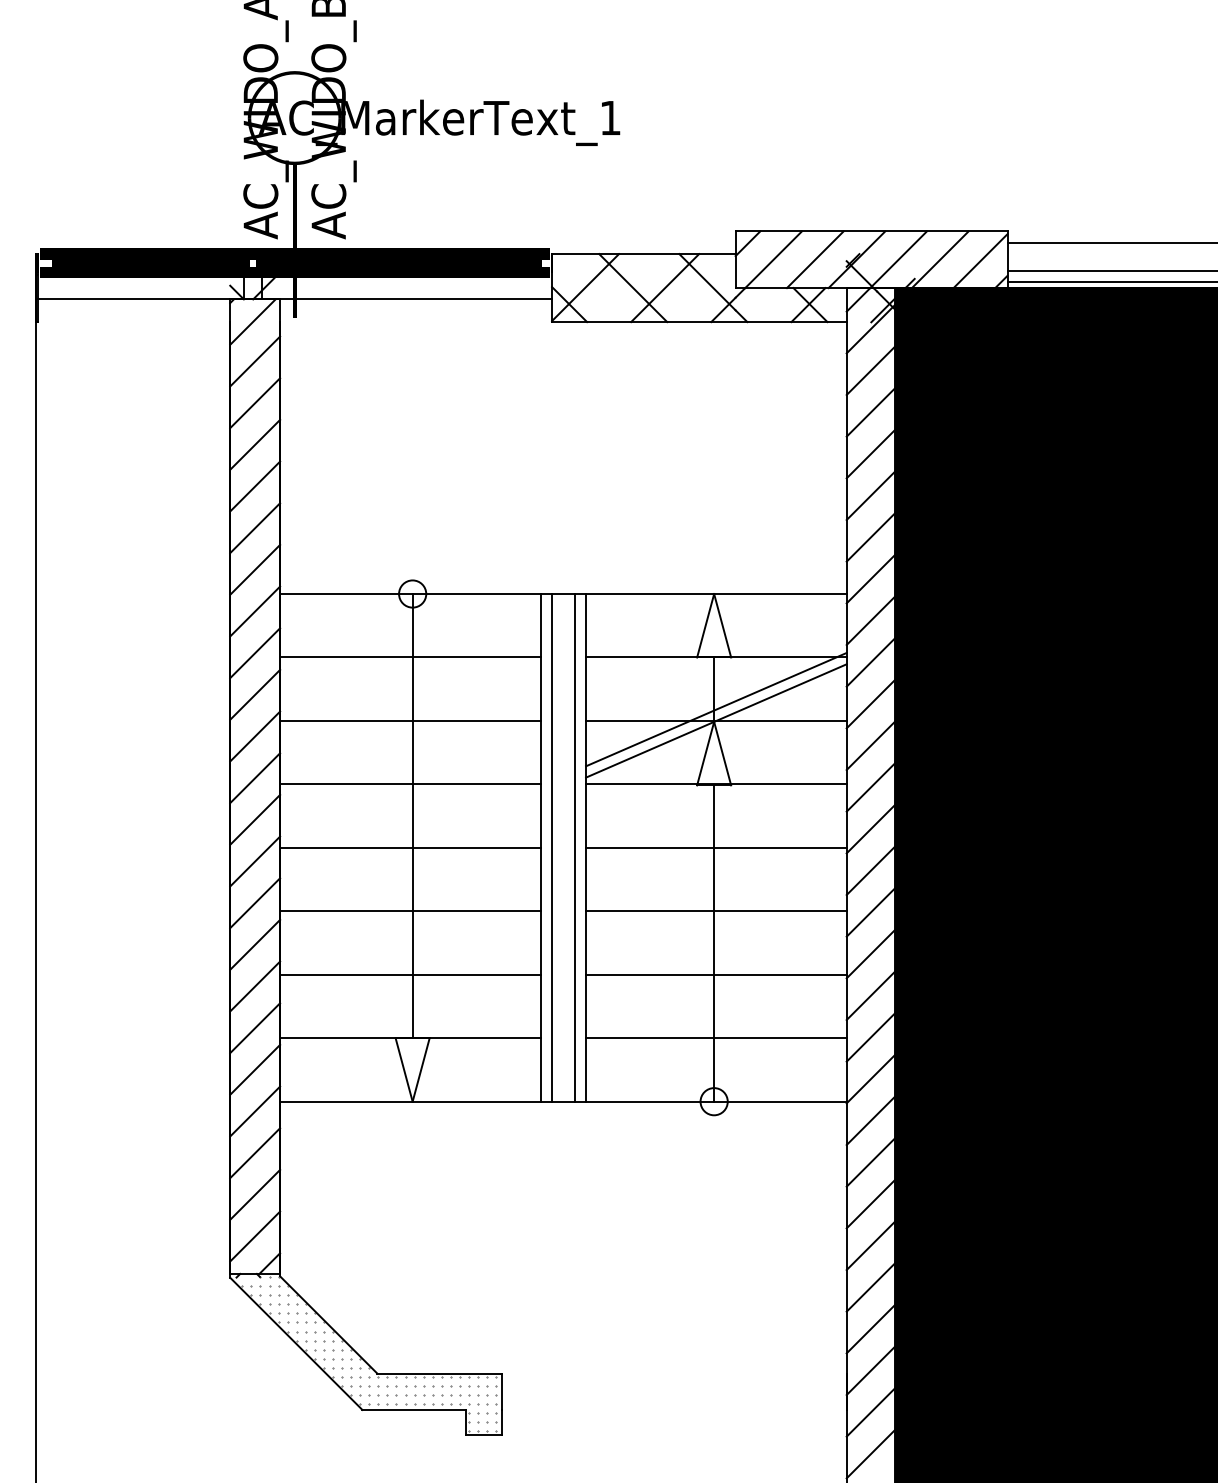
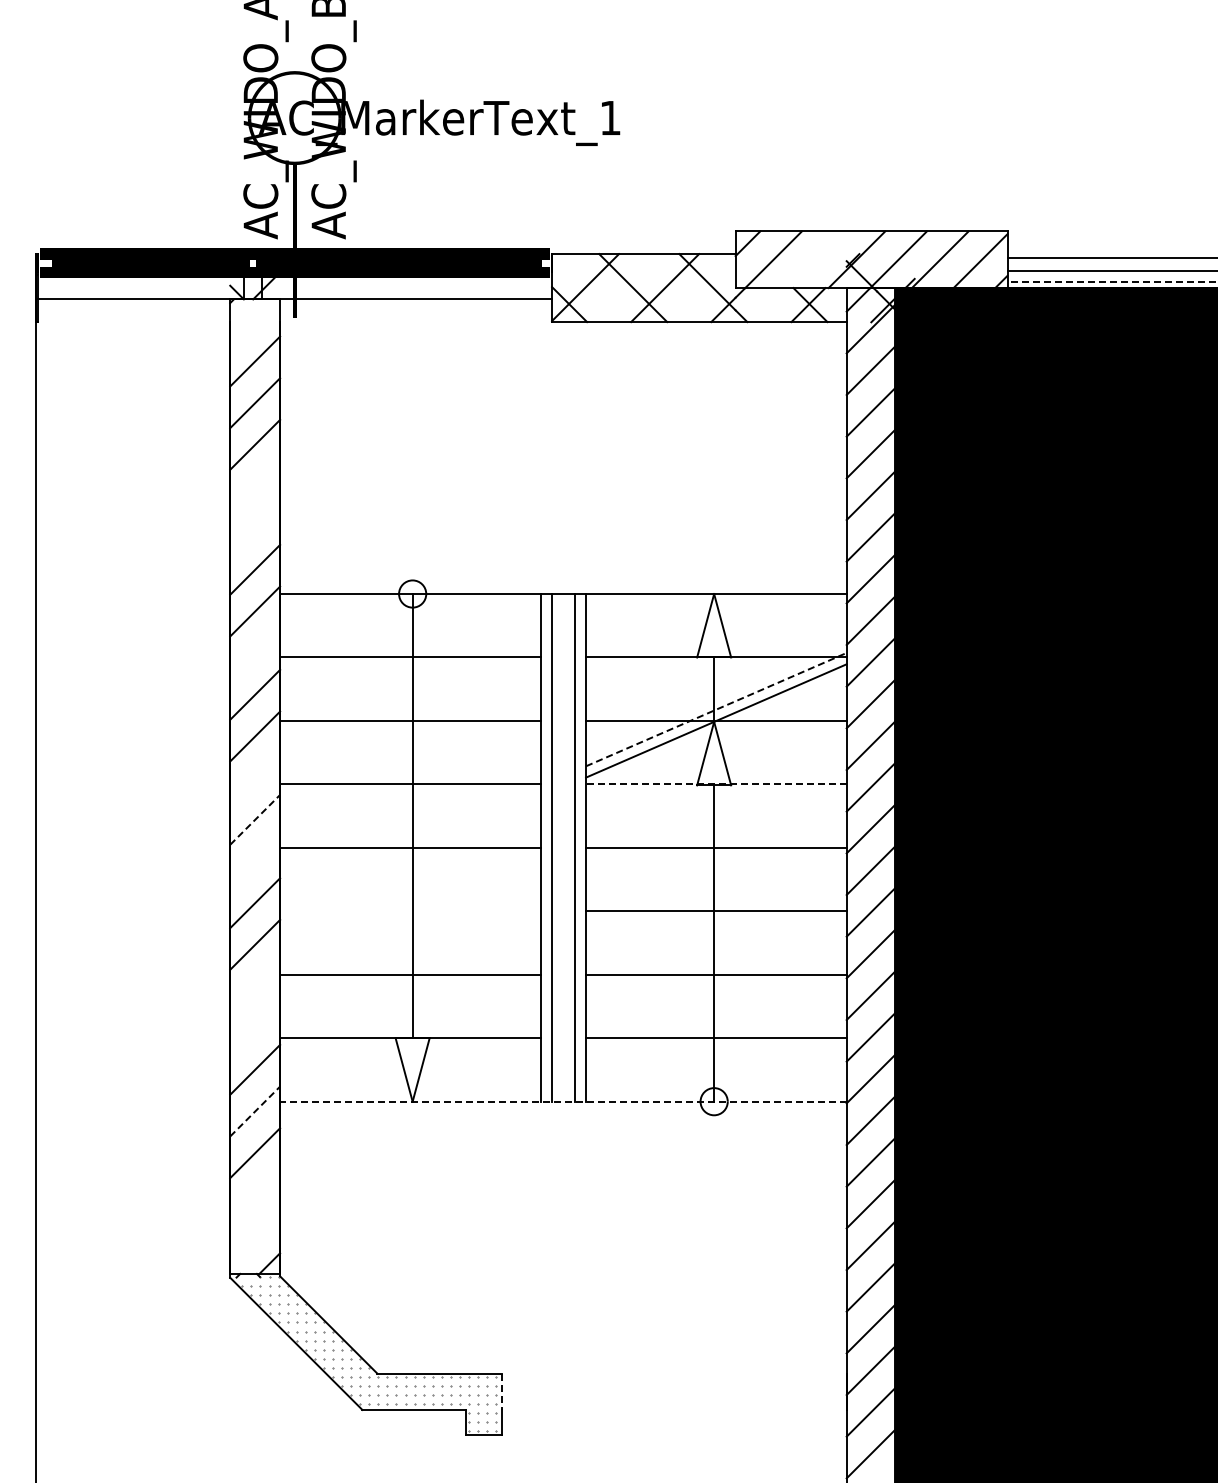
line position: (1110, 242) -> (1110, 257) (1110, 257)
line: present -> none (814, 259)
line: solid -> dashed (1112, 282)
line: present -> none (252, 321)
line: present -> none (255, 486)
line: present -> none (255, 528)
line: present -> none (255, 653)
line: solid -> dashed (716, 709)
line: present -> none (255, 778)
line: solid -> dashed (715, 784)
line: solid -> dashed (255, 819)
line: present -> none (255, 861)
line: present -> none (410, 911)
line: present -> none (255, 986)
line: present -> none (255, 1028)
line: solid -> dashed (562, 1101)
line: solid -> dashed (255, 1111)
line: present -> none (255, 1194)
line: present -> none (255, 1236)
line: solid -> dashed (502, 1392)
